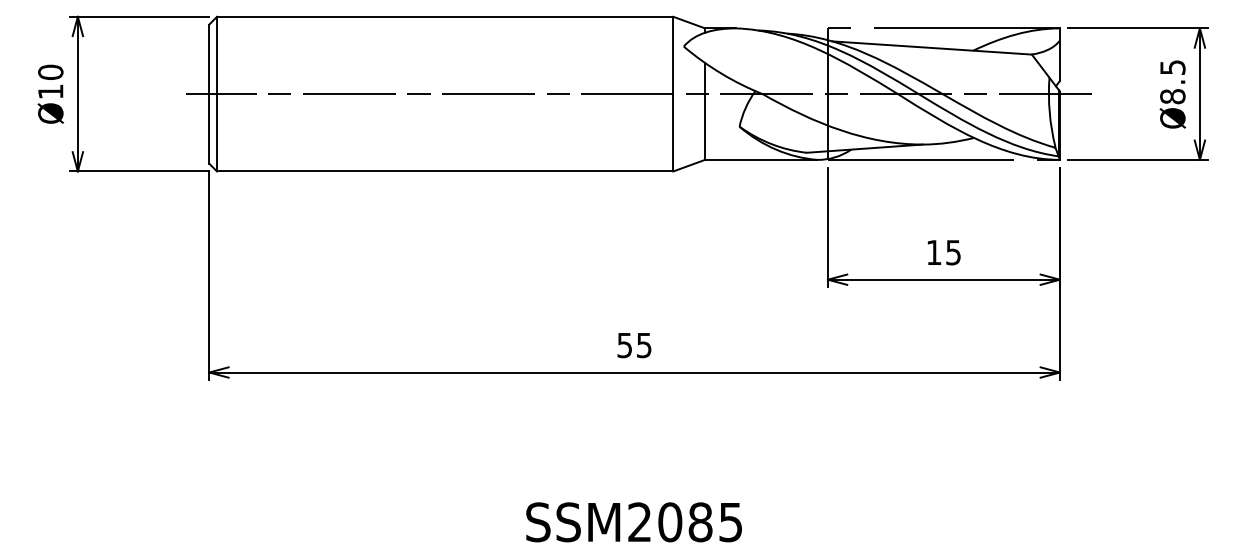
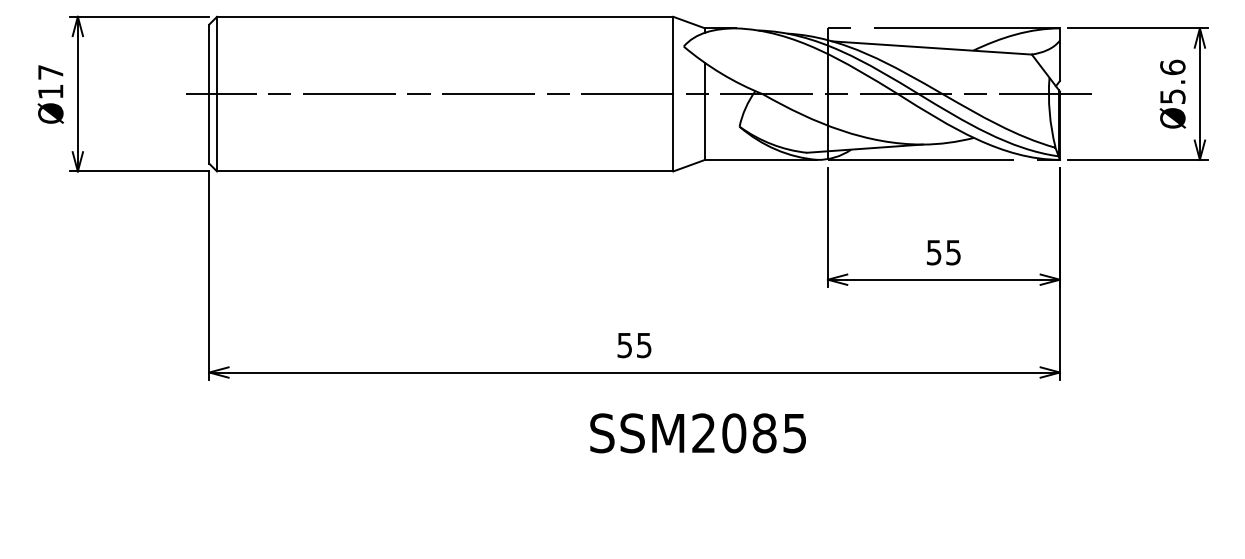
text: Ø10 -> Ø17 (50, 71)
text: Ø8.5 -> Ø5.6 (1172, 81)
text: 15 -> 55 (933, 252)
text position: (633, 522) -> (697, 433) (697, 433)
